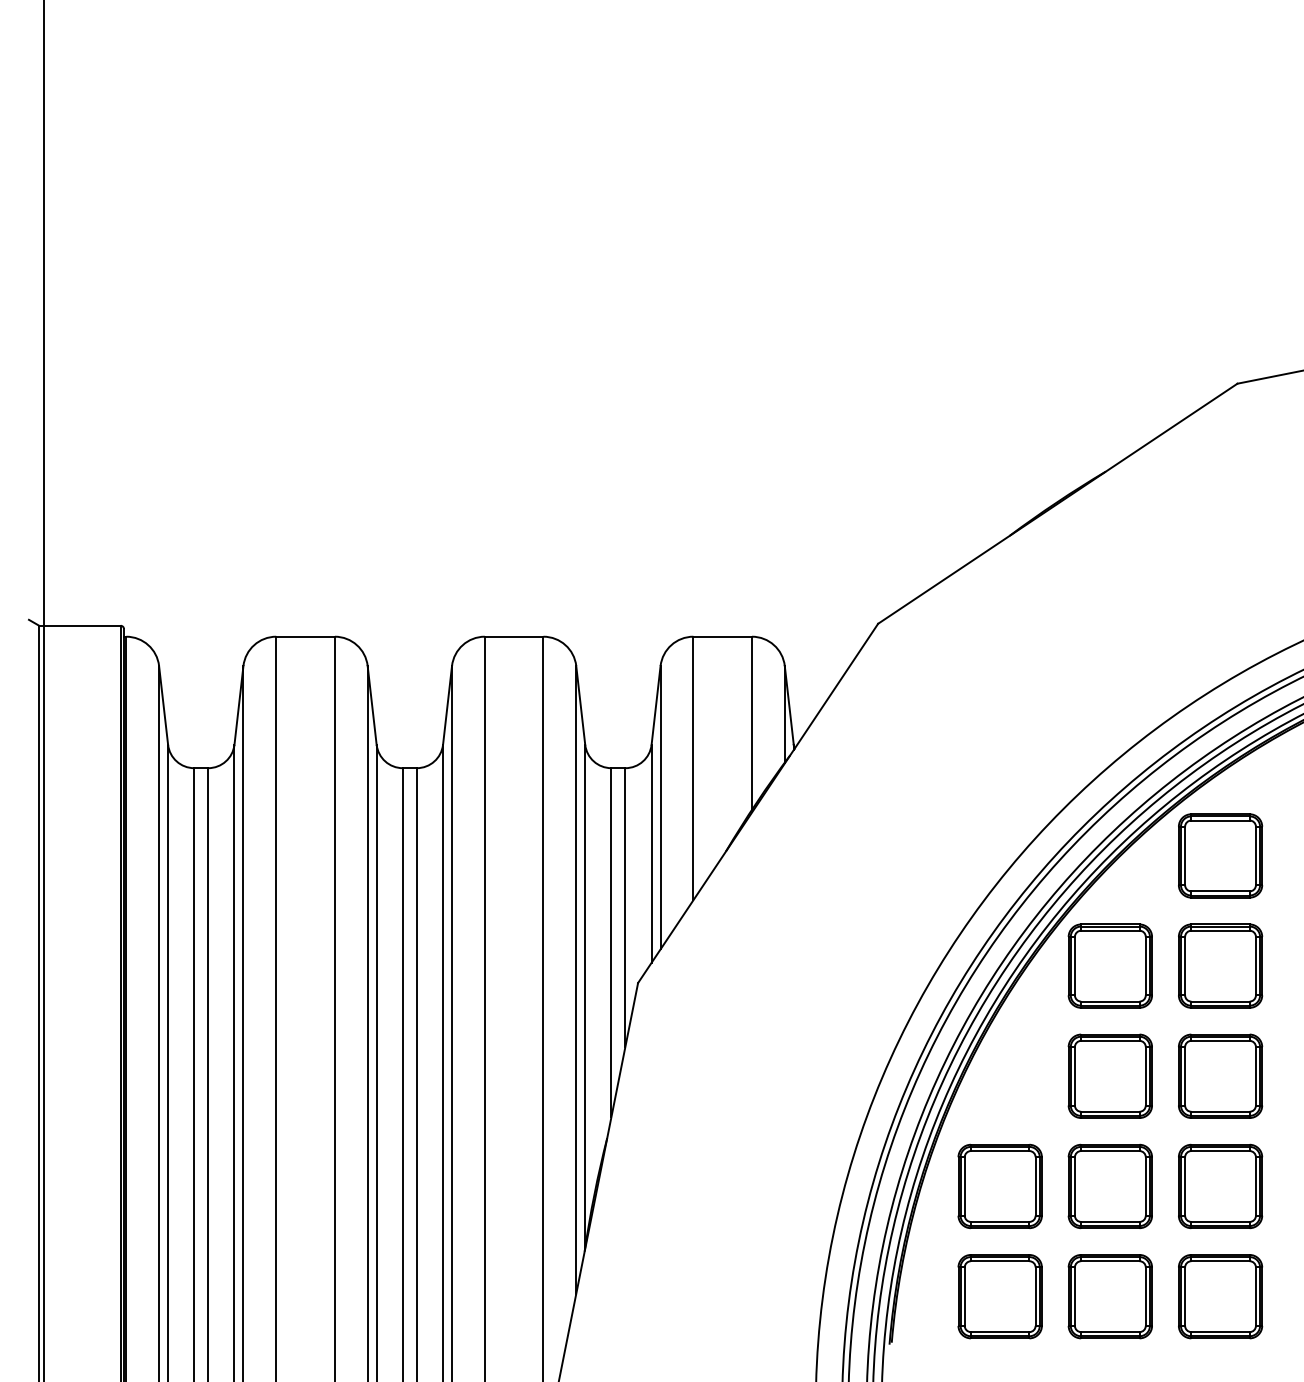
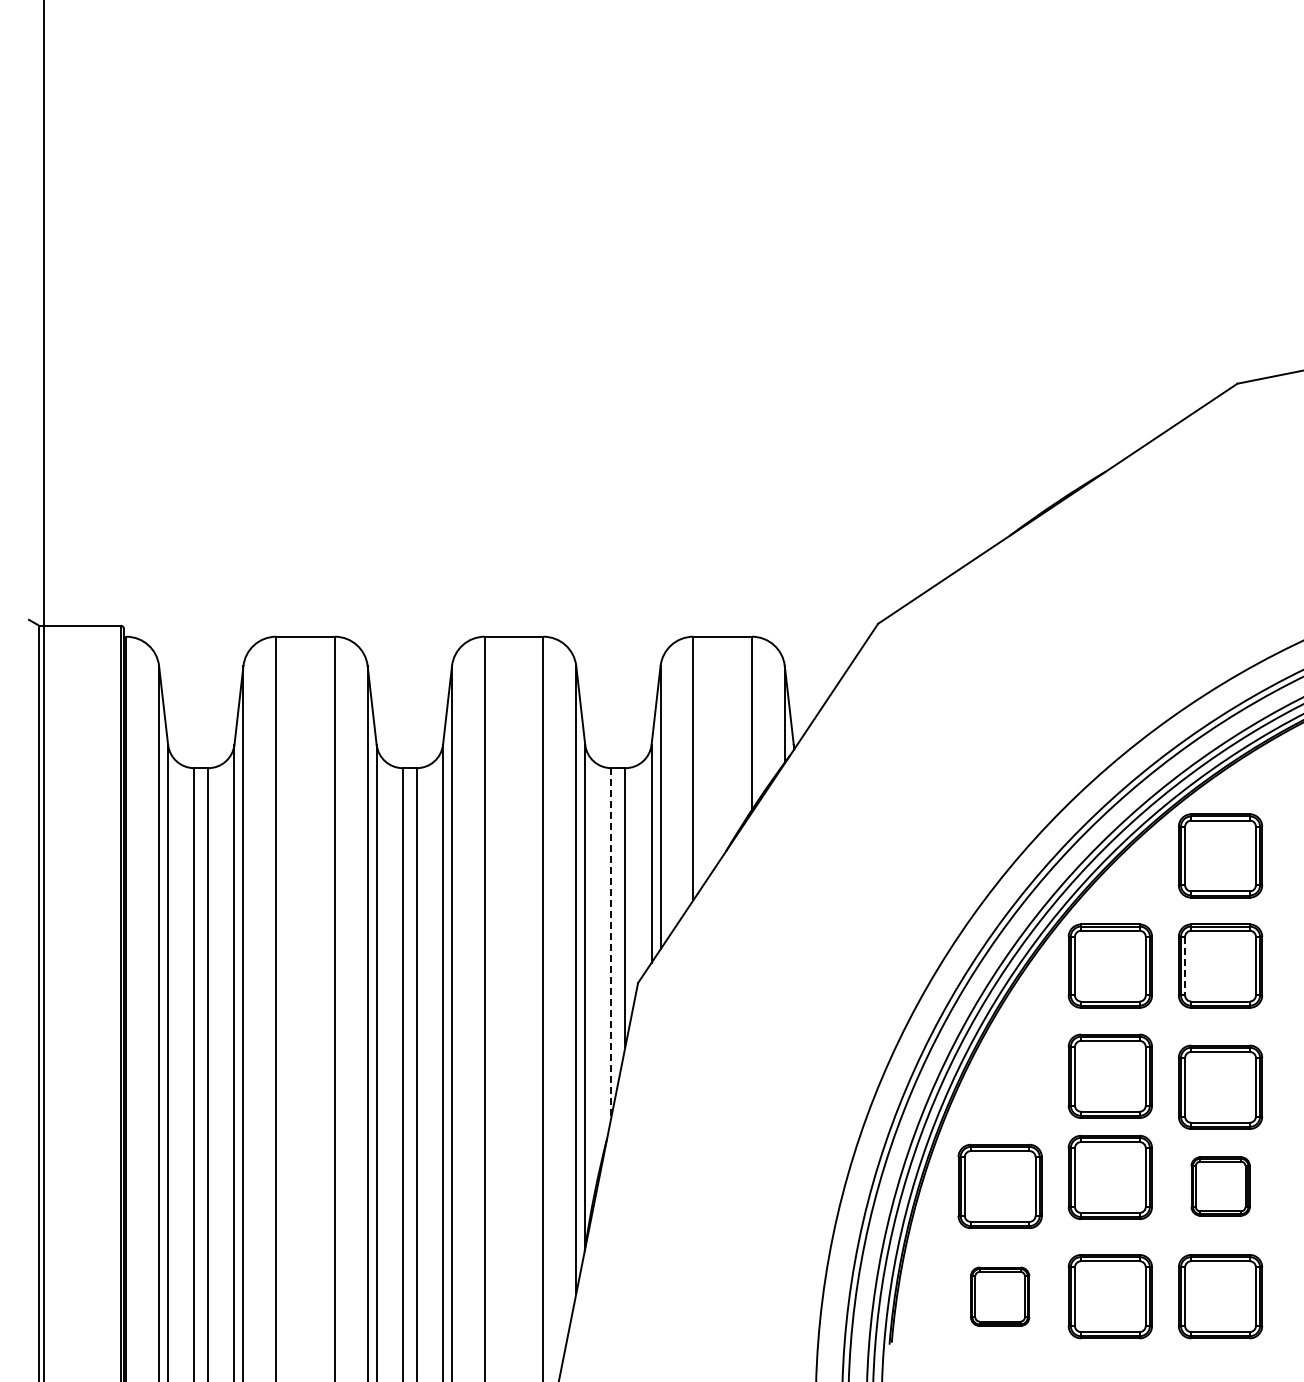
line: solid -> dashed (611, 943)
line: solid -> dashed (1185, 966)
part position: (1220, 1075) -> (1220, 1086) (1220, 1086)
part position: (1109, 1186) -> (1109, 1177) (1109, 1177)
part size: 86x87 px -> 61x61 px (1220, 1186)
part size: 86x86 px -> 61x61 px (1000, 1296)
